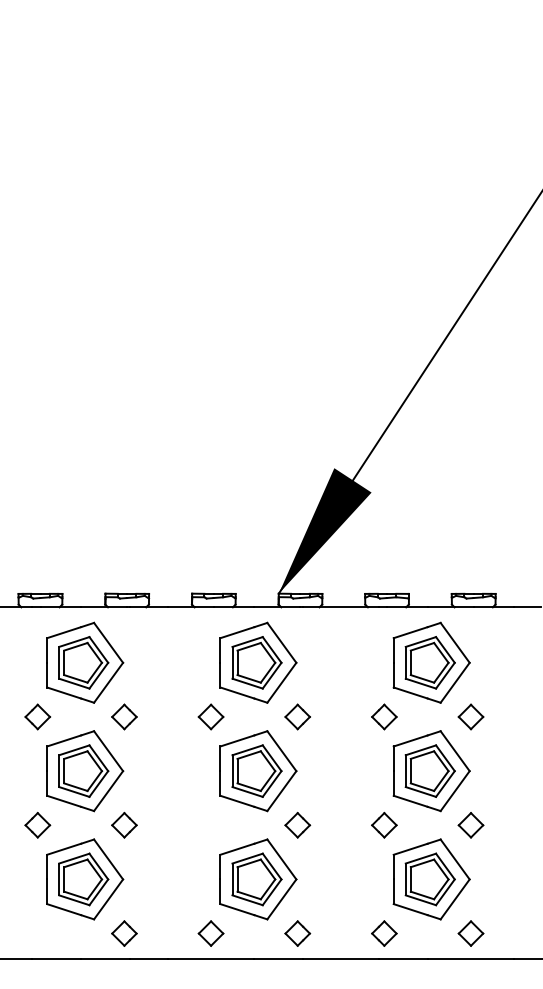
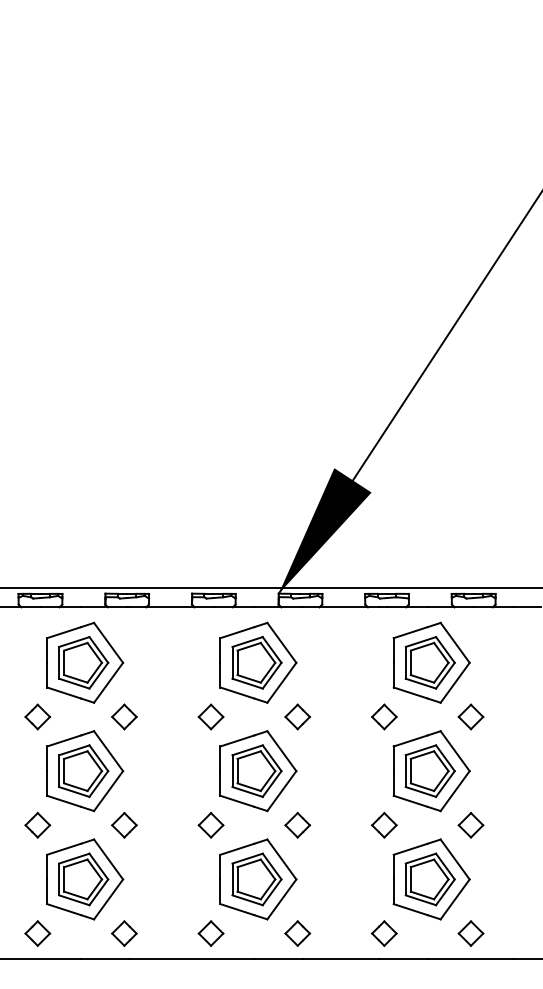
line: none -> present (270, 588)
part: none -> present (210, 825)
part: none -> present (37, 933)
